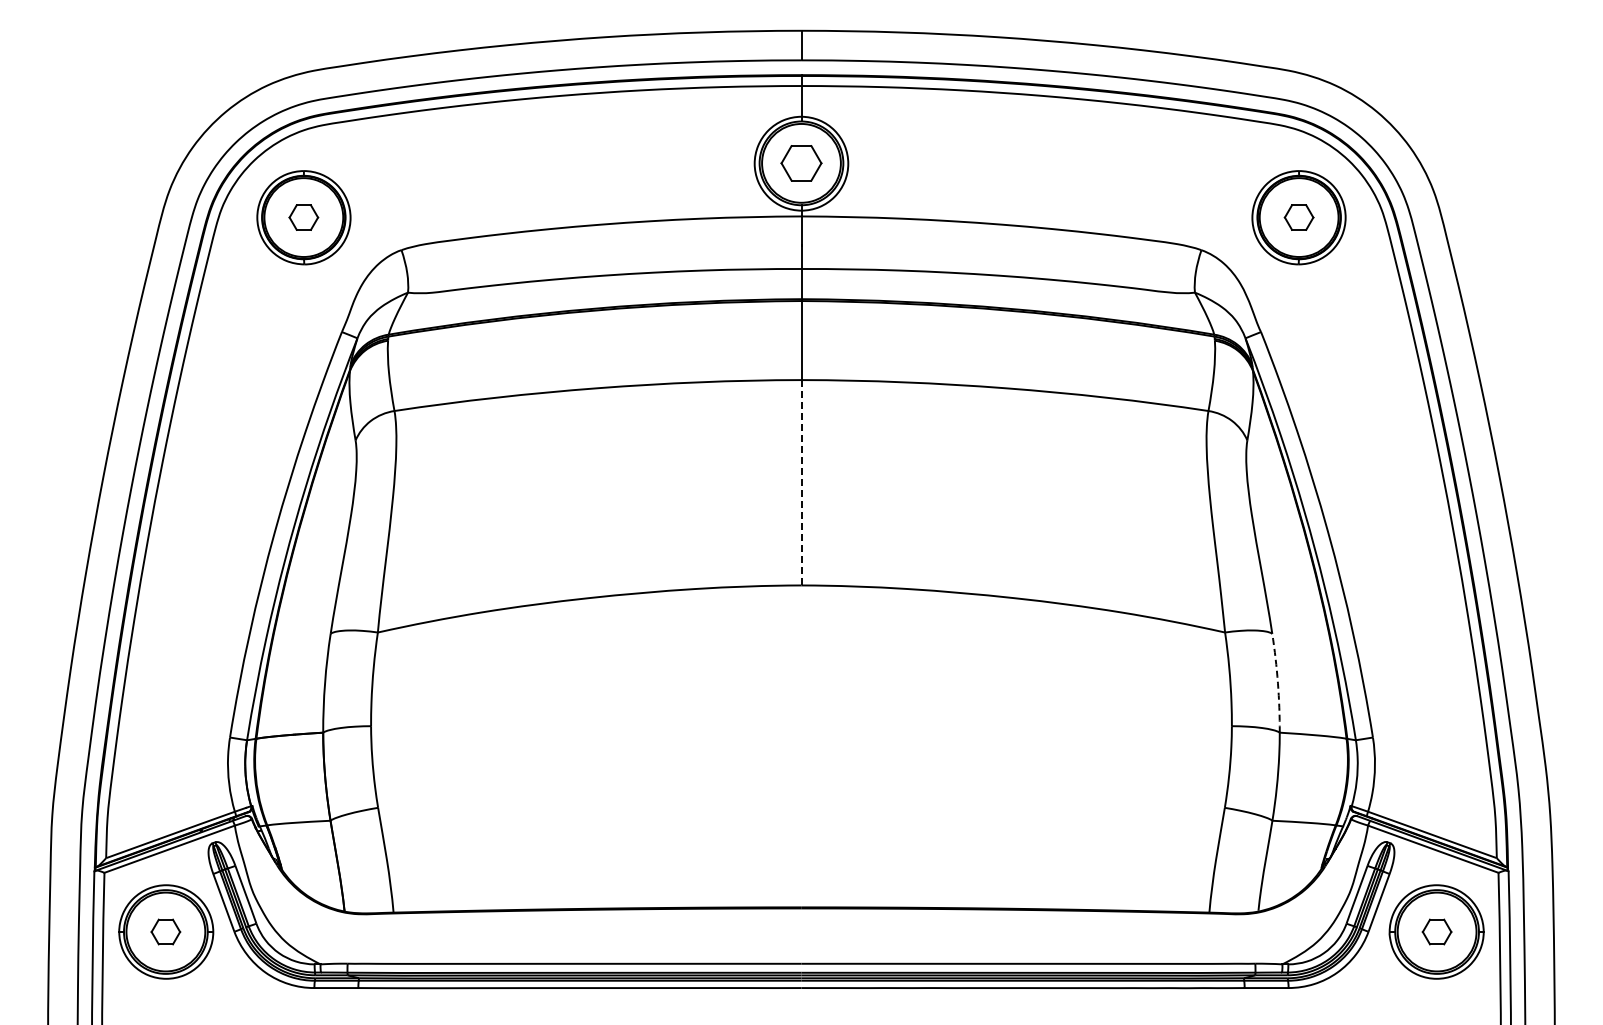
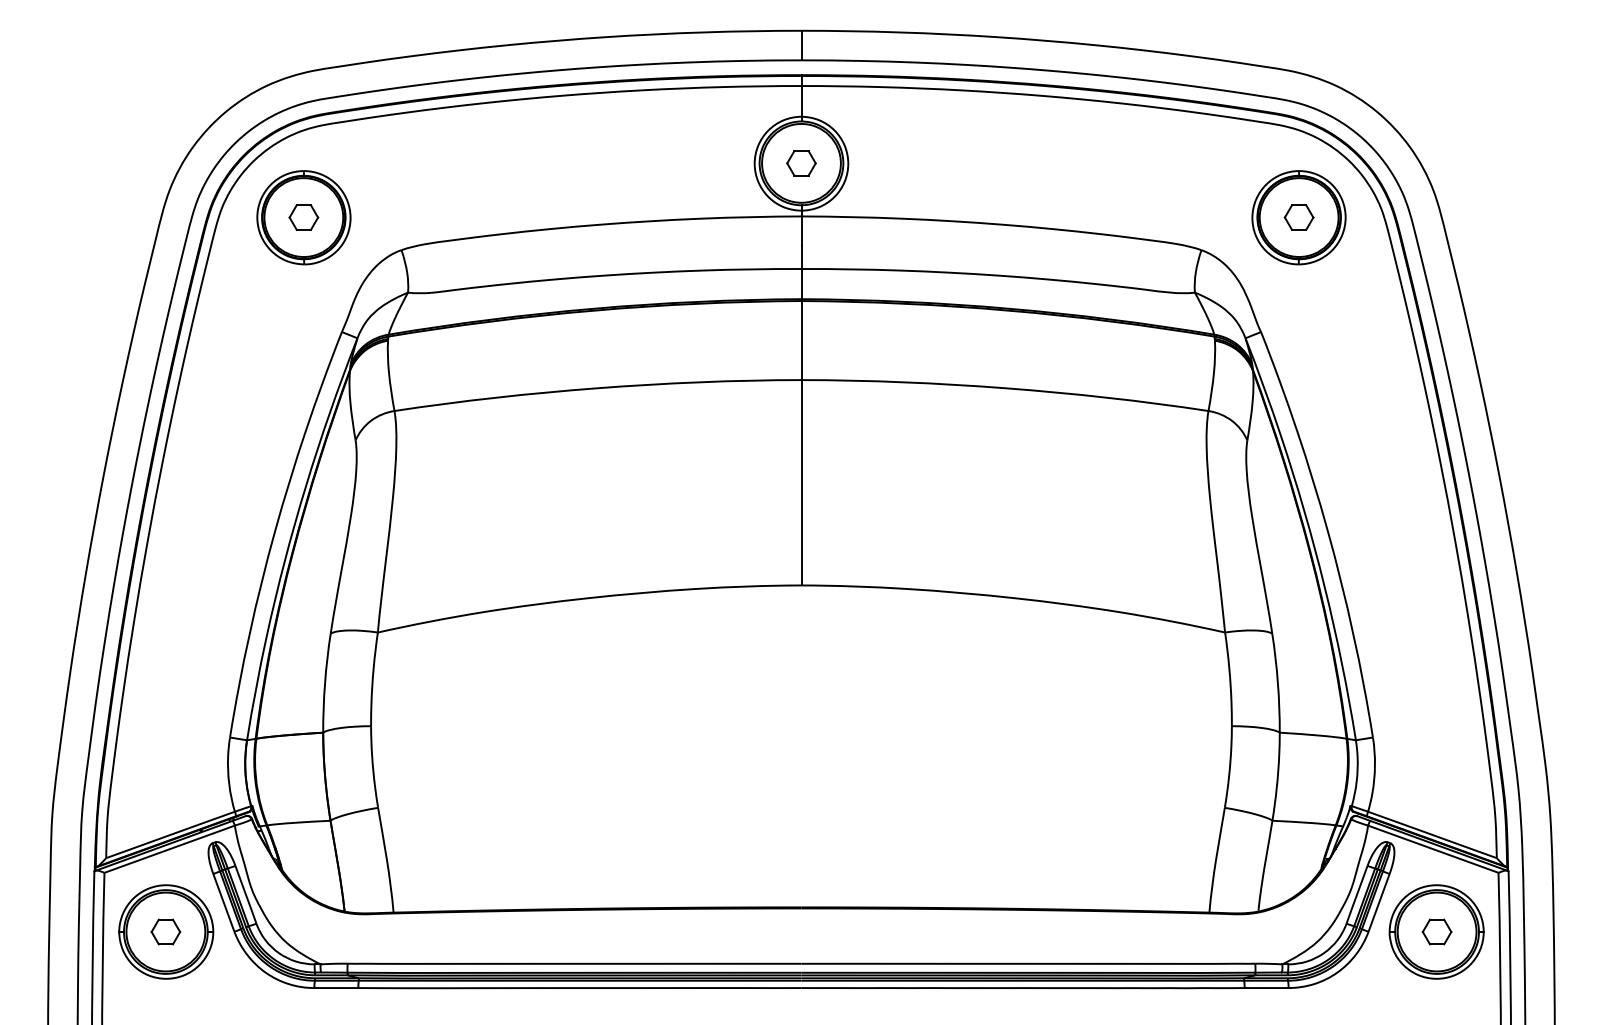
part size: 43x37 px -> 31x27 px (801, 163)
line: dashed -> solid (801, 482)
arc: dashed -> solid (1277, 683)
